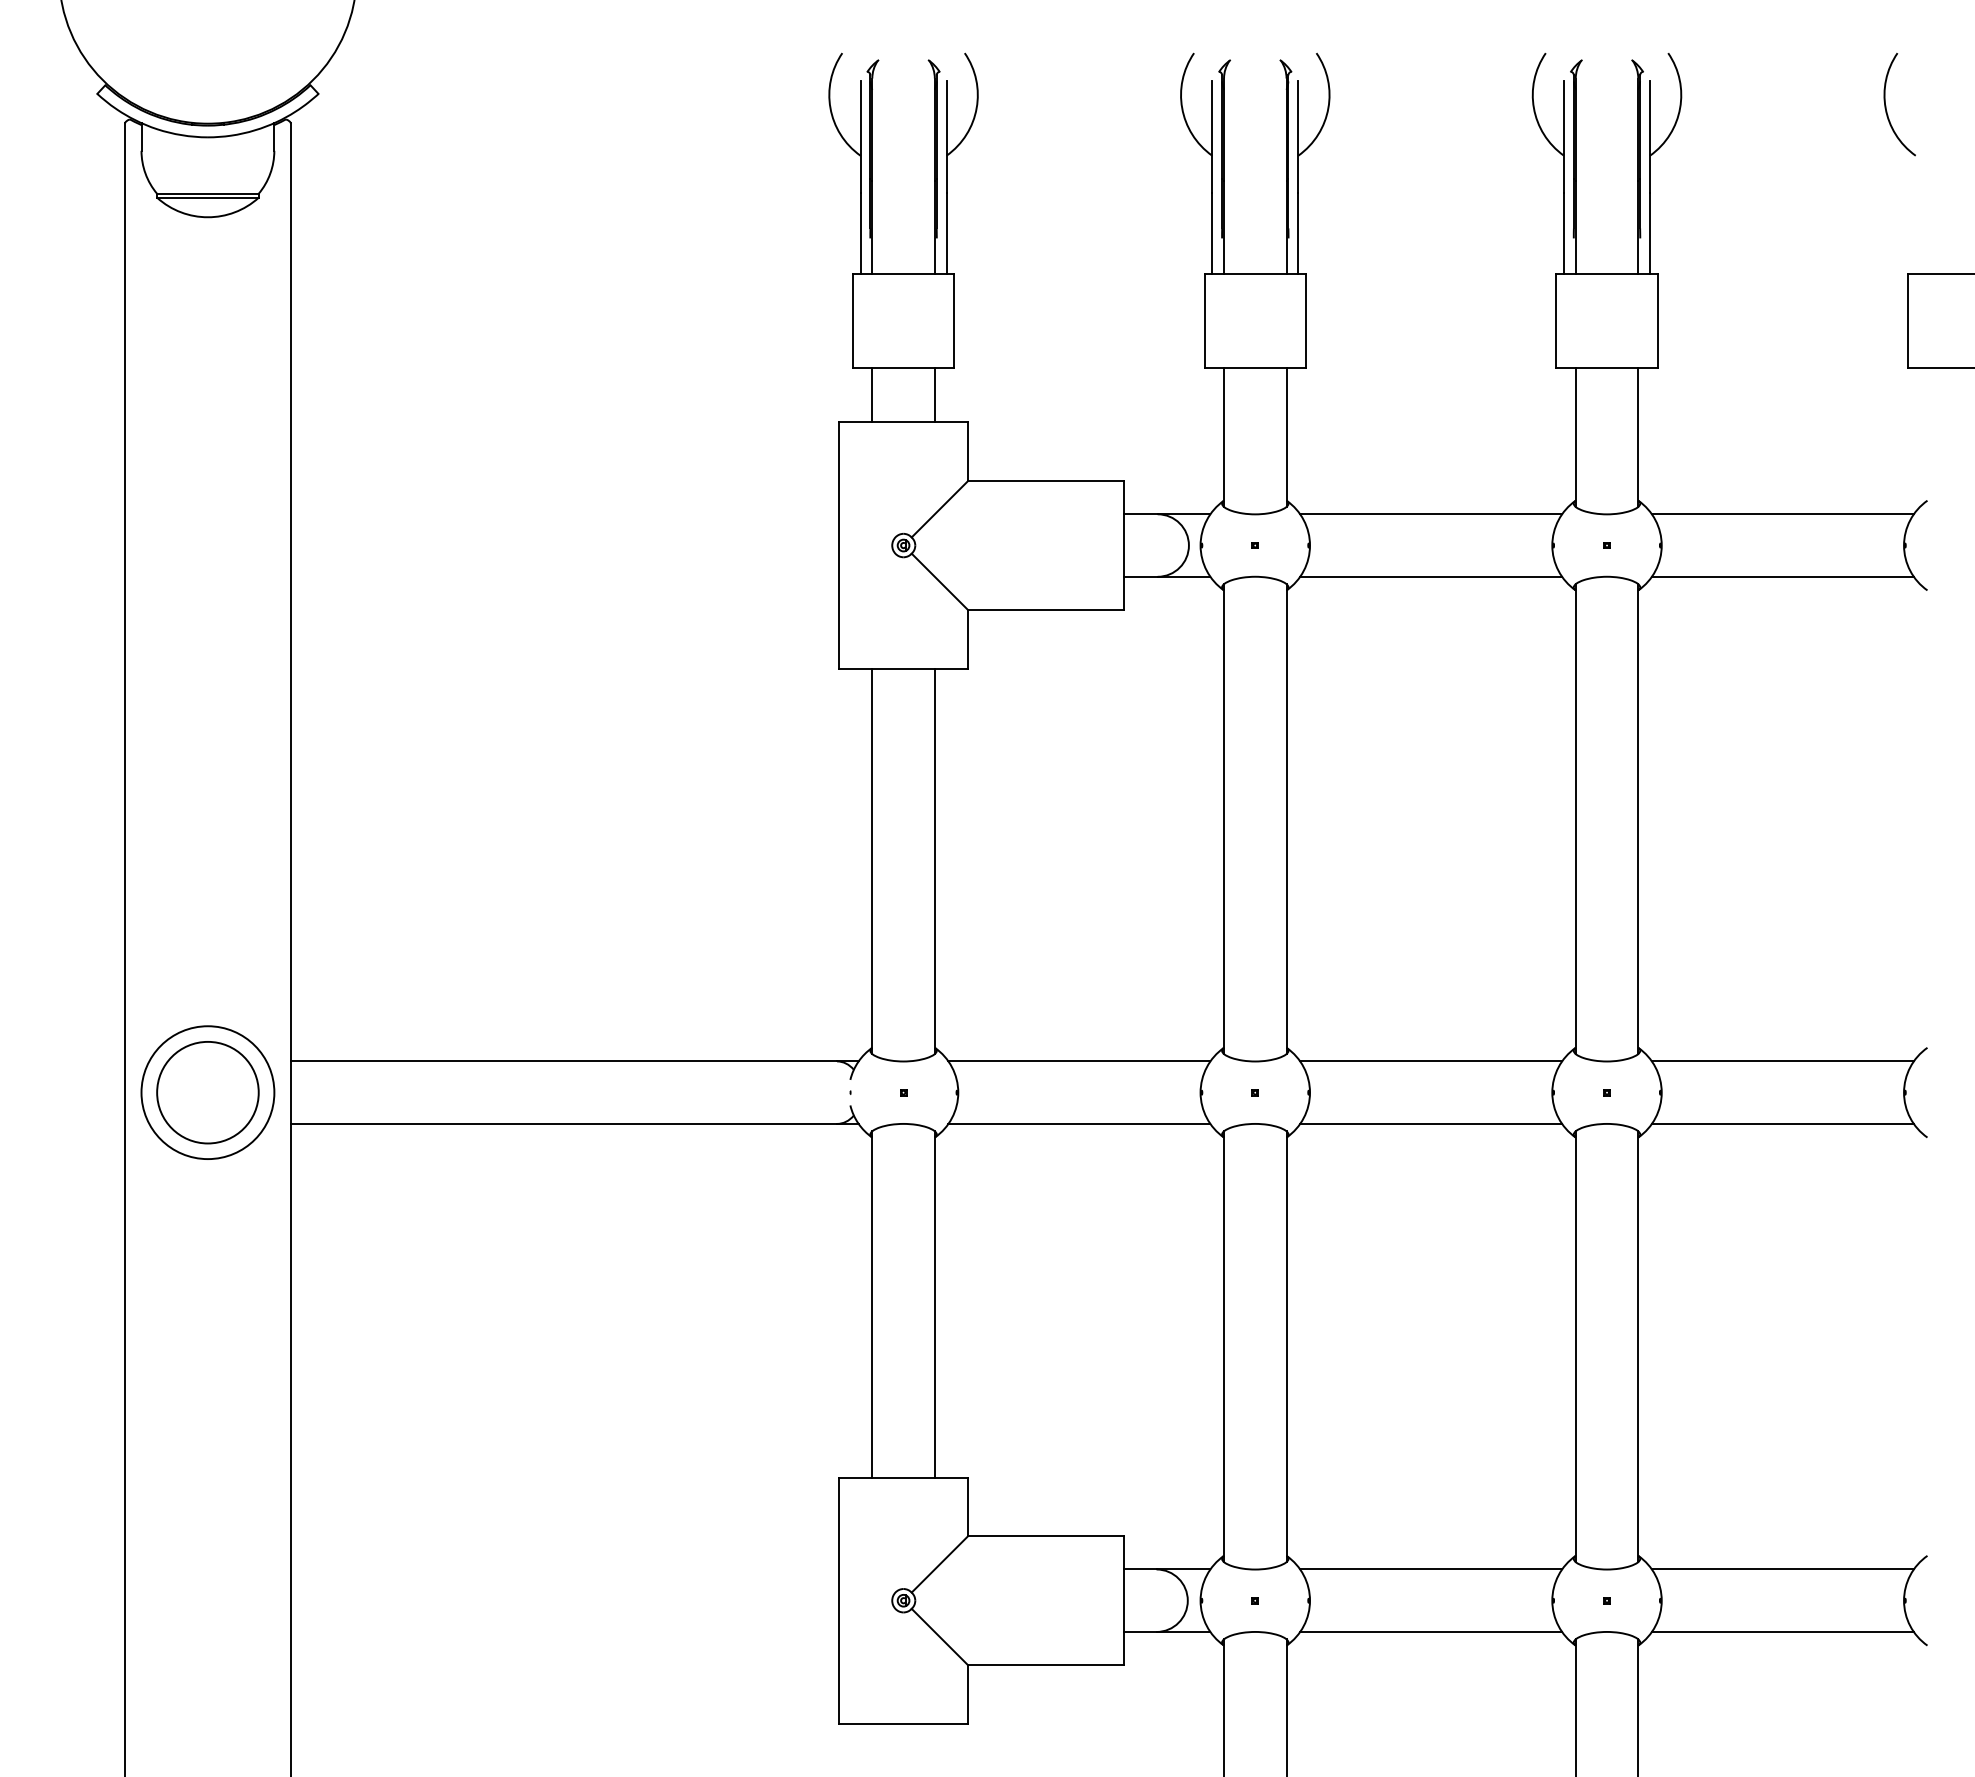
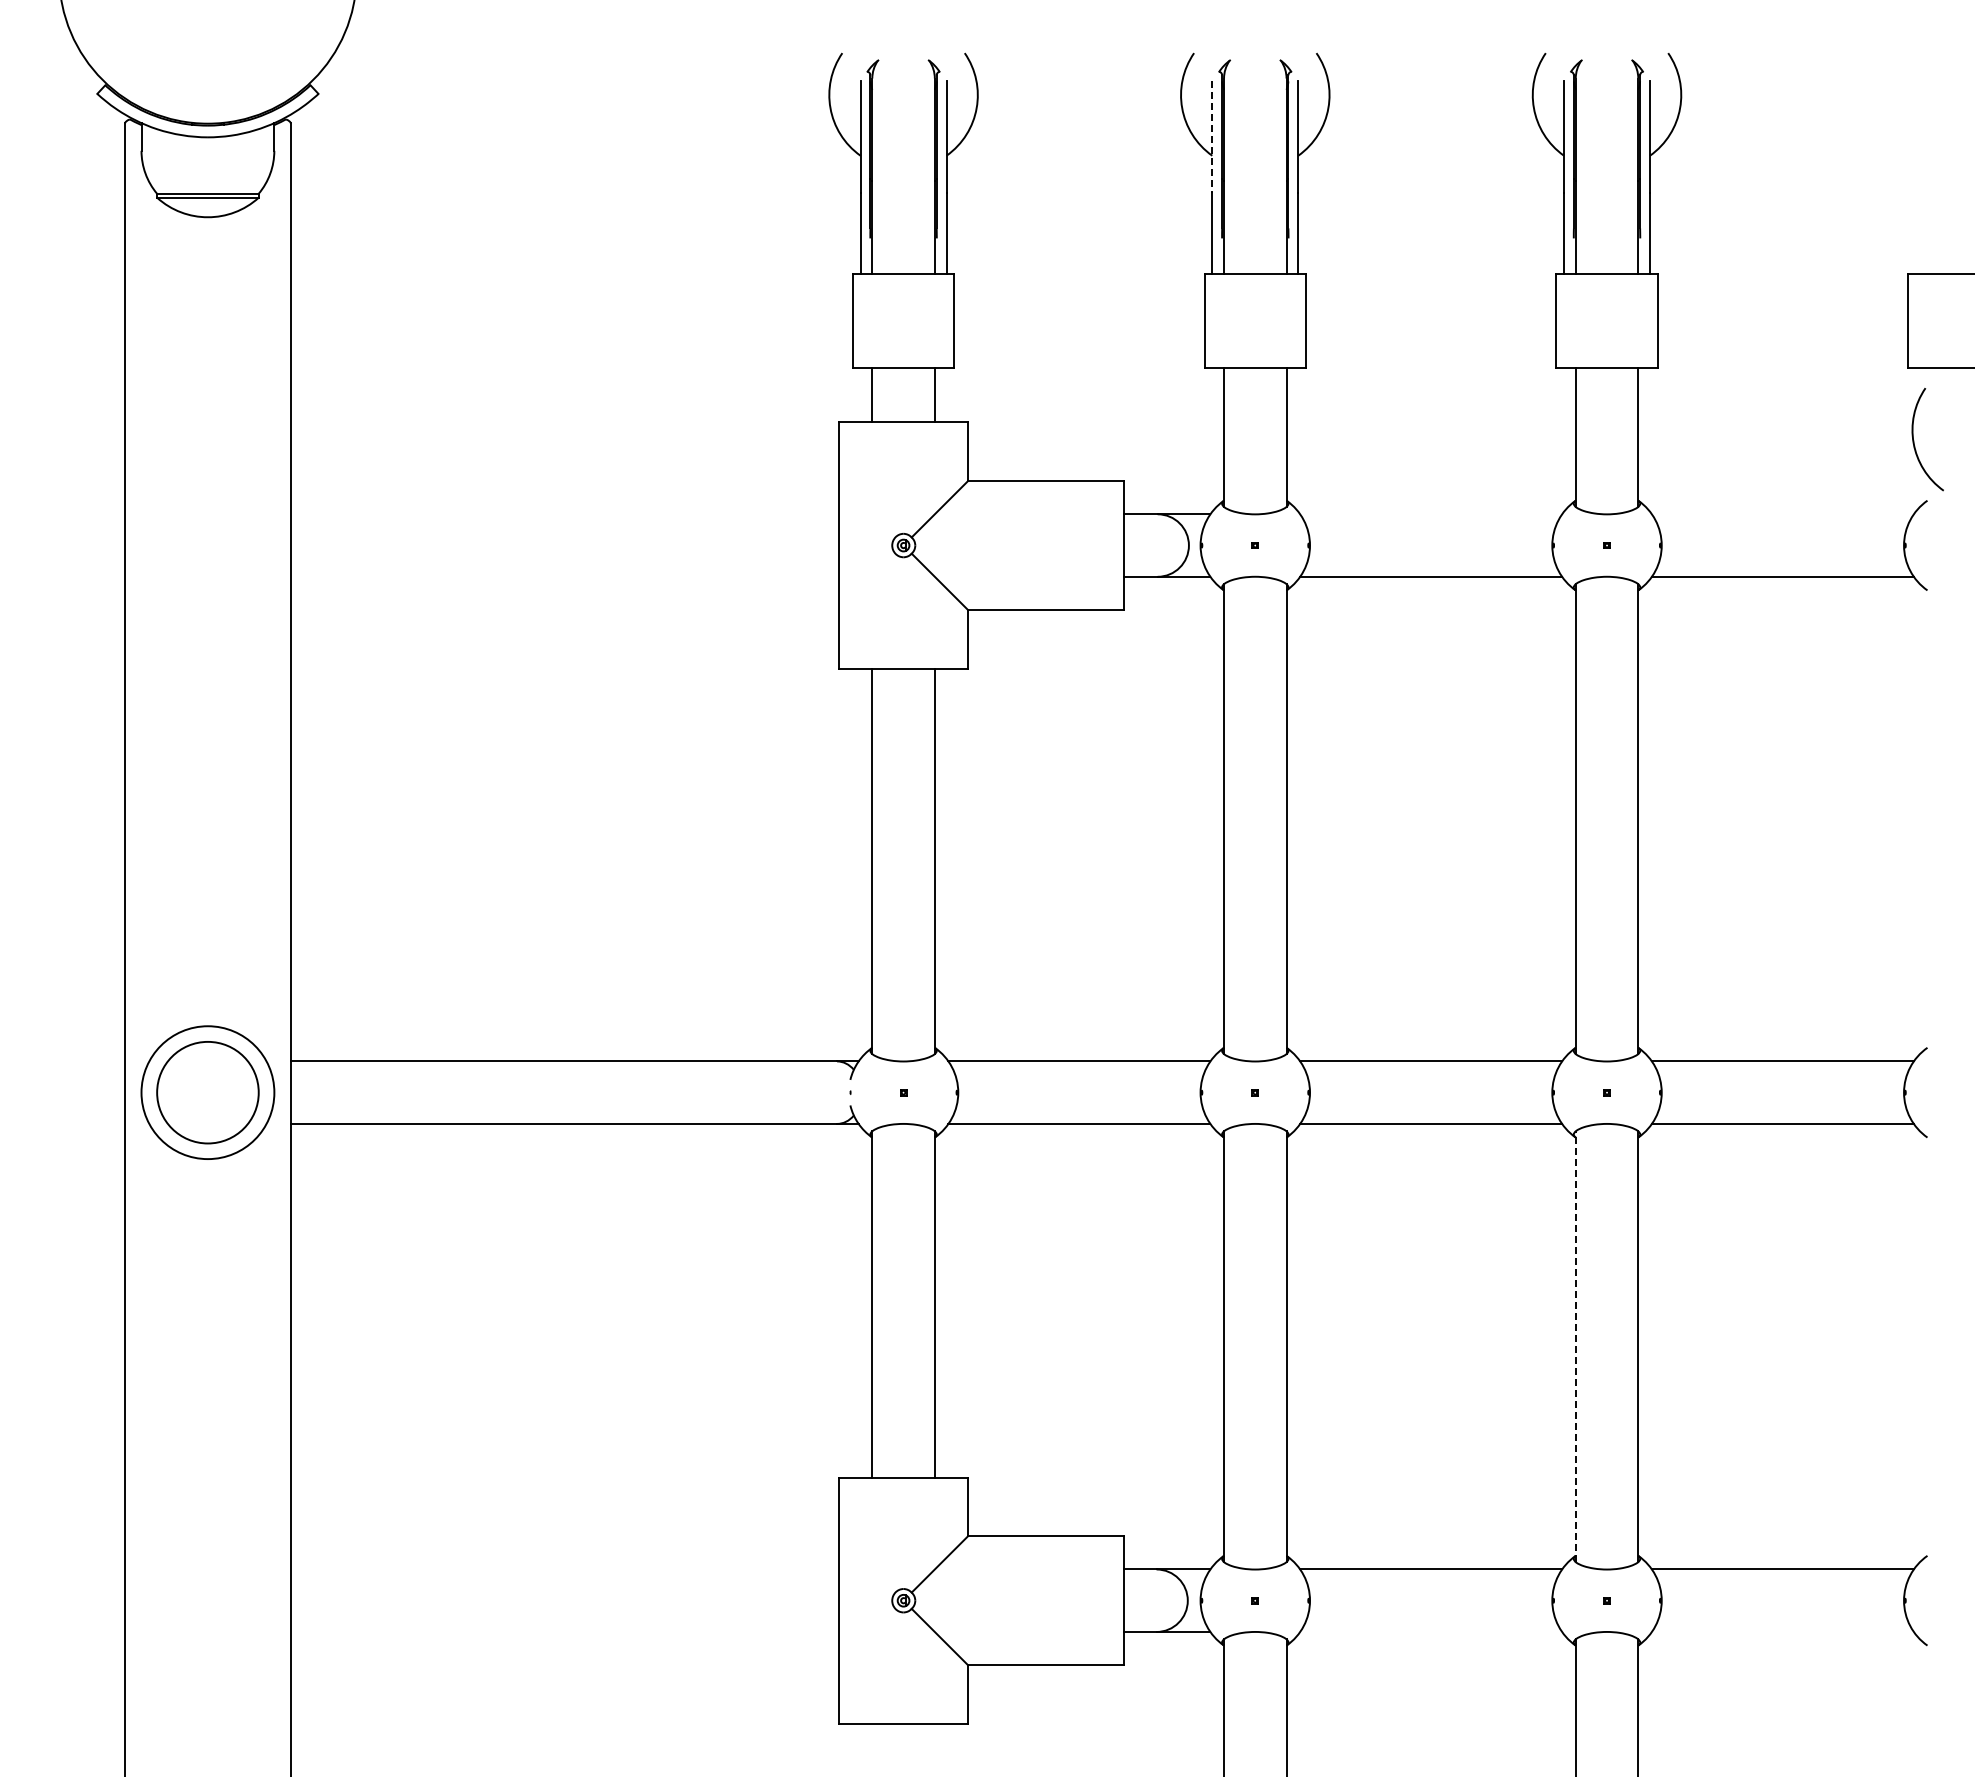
arc position: (1886, 105) -> (1914, 440) (1914, 440)
line: solid -> dashed (1212, 137)
line: present -> none (1431, 514)
line: present -> none (1782, 514)
line: solid -> dashed (1575, 1346)
line: present -> none (1431, 1631)
line: present -> none (1782, 1631)
